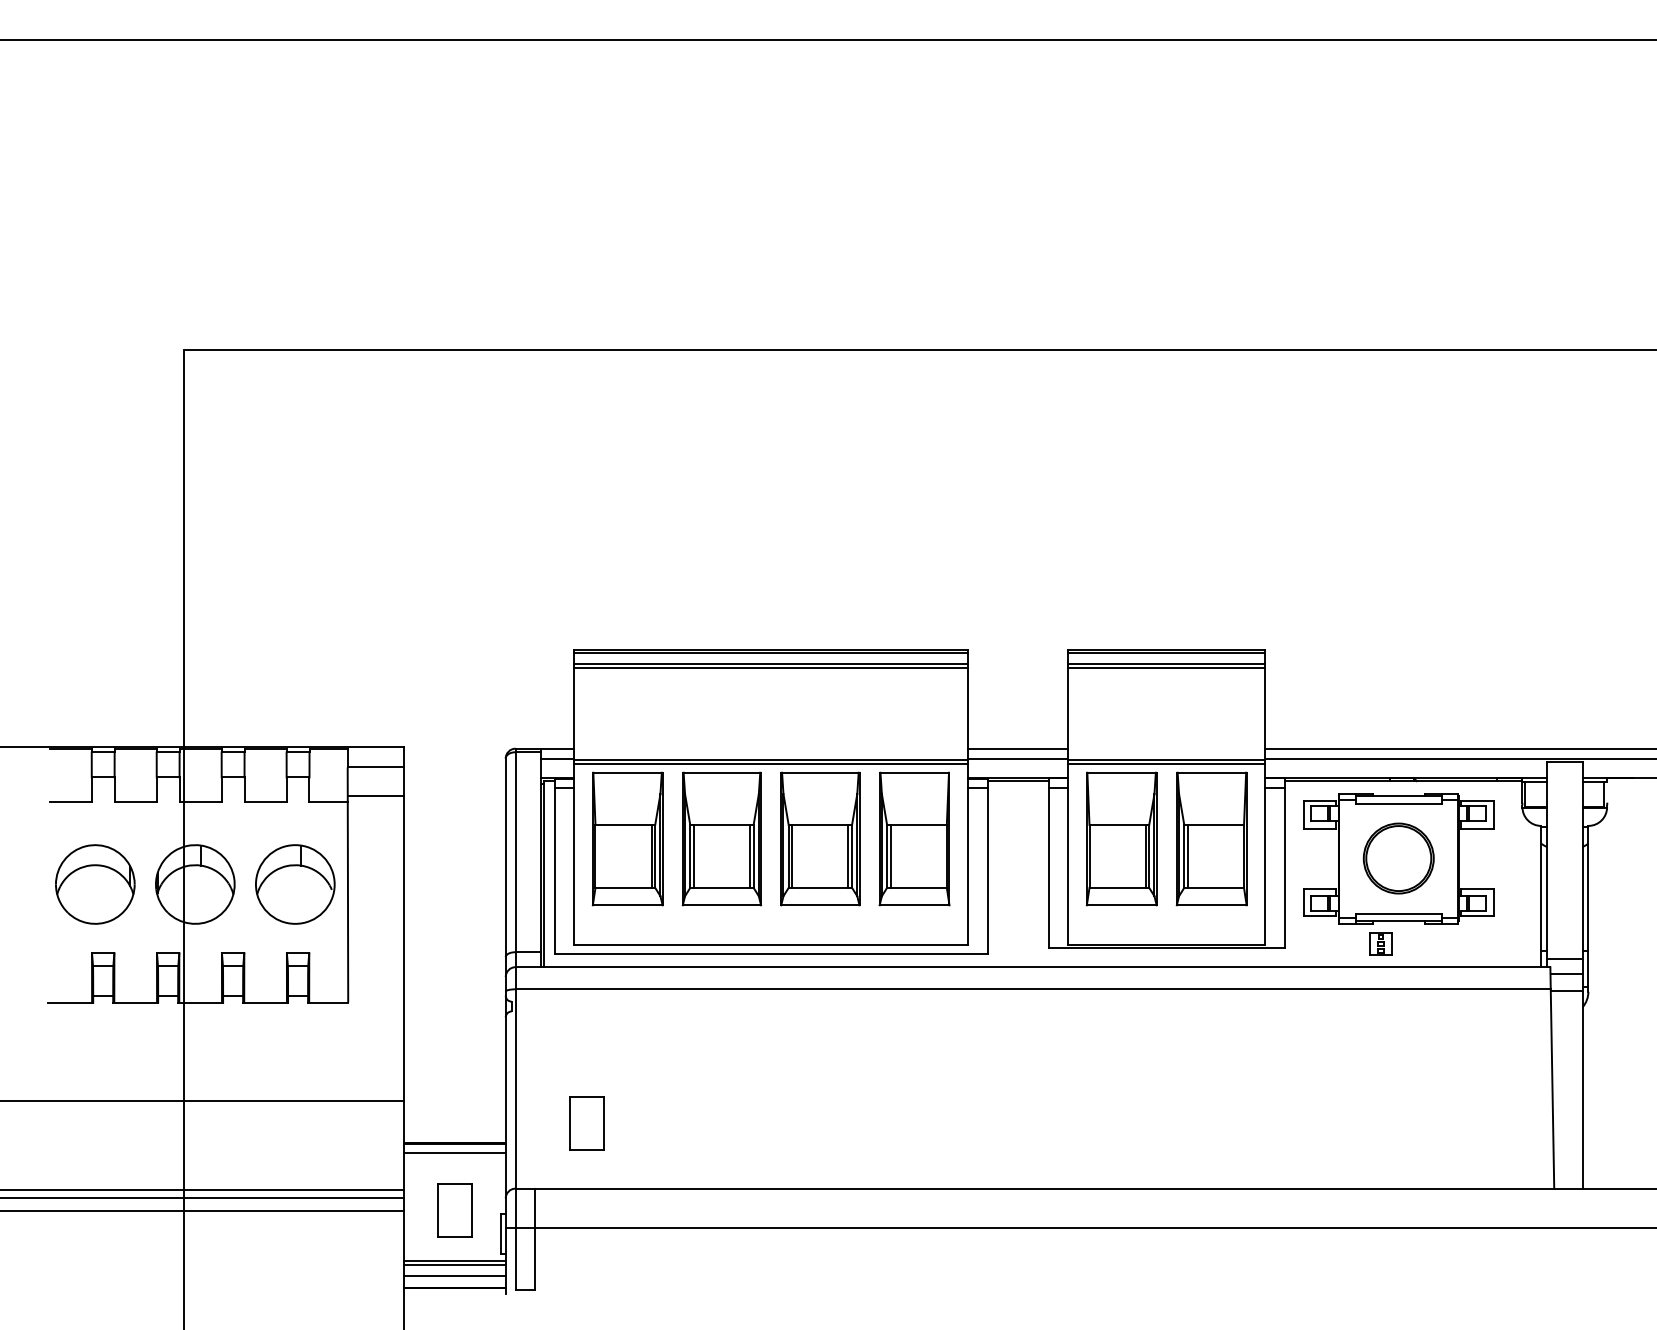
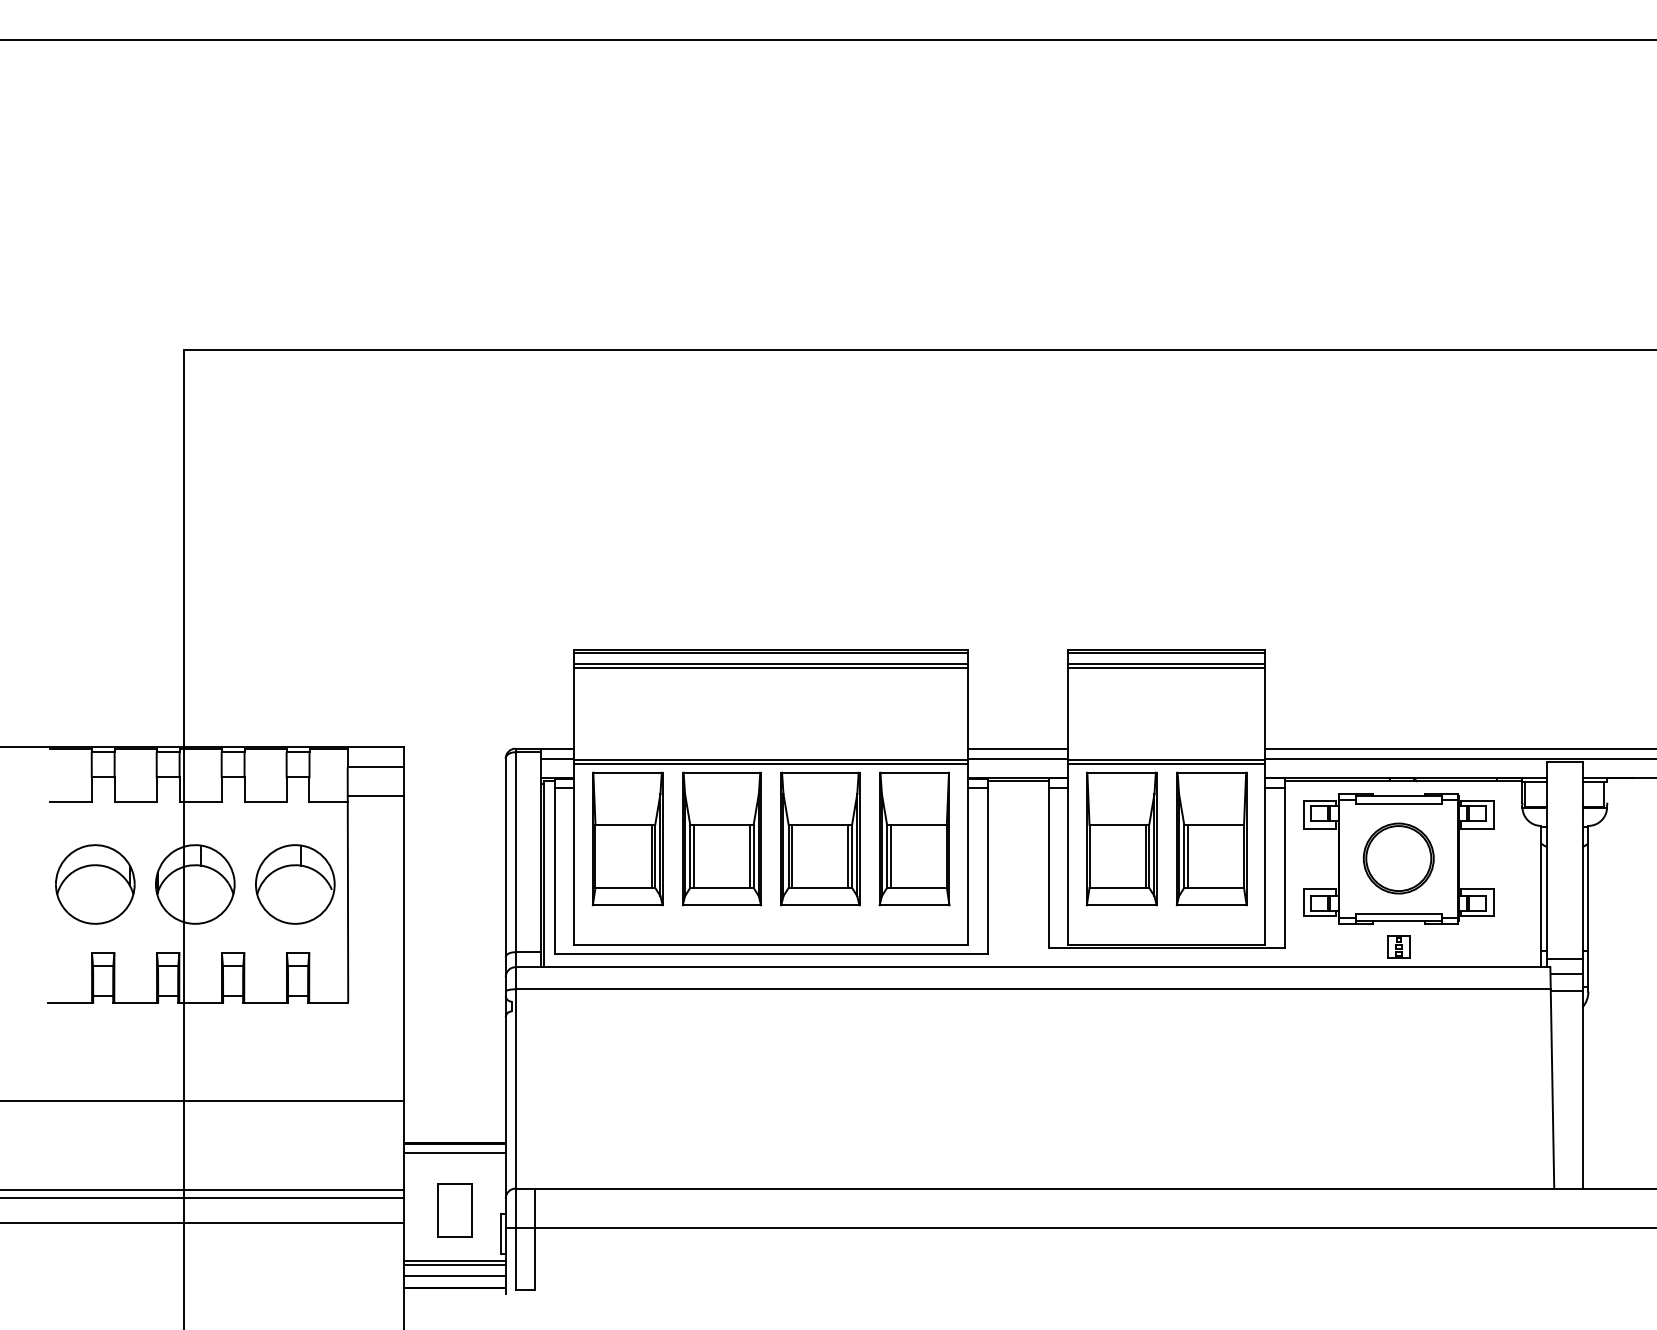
part position: (1380, 943) -> (1398, 946) (1398, 946)
part: present -> none (586, 1123)
line position: (203, 1211) -> (203, 1223) (203, 1223)
